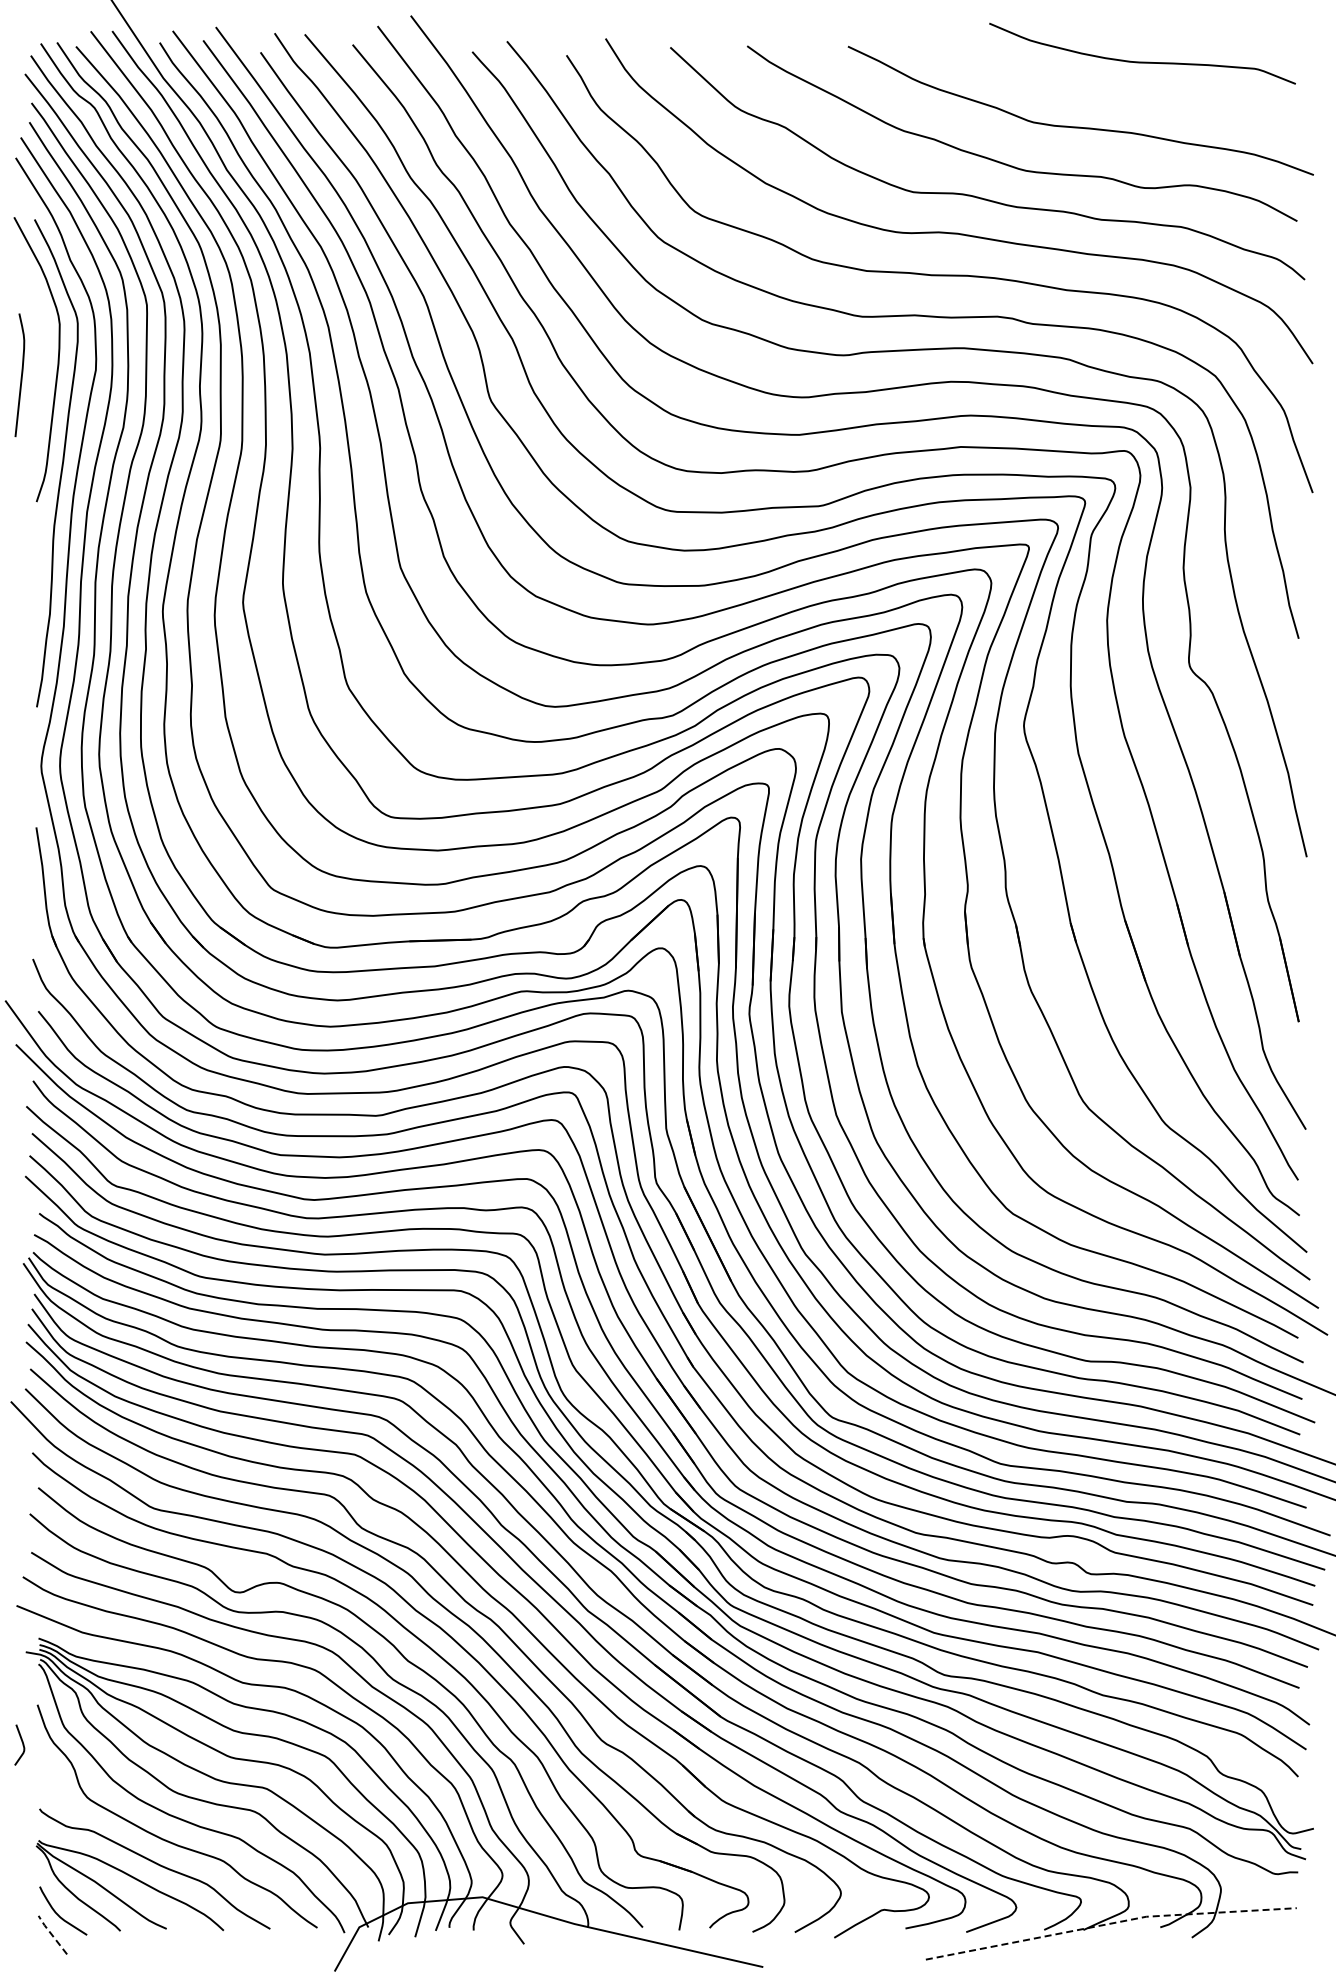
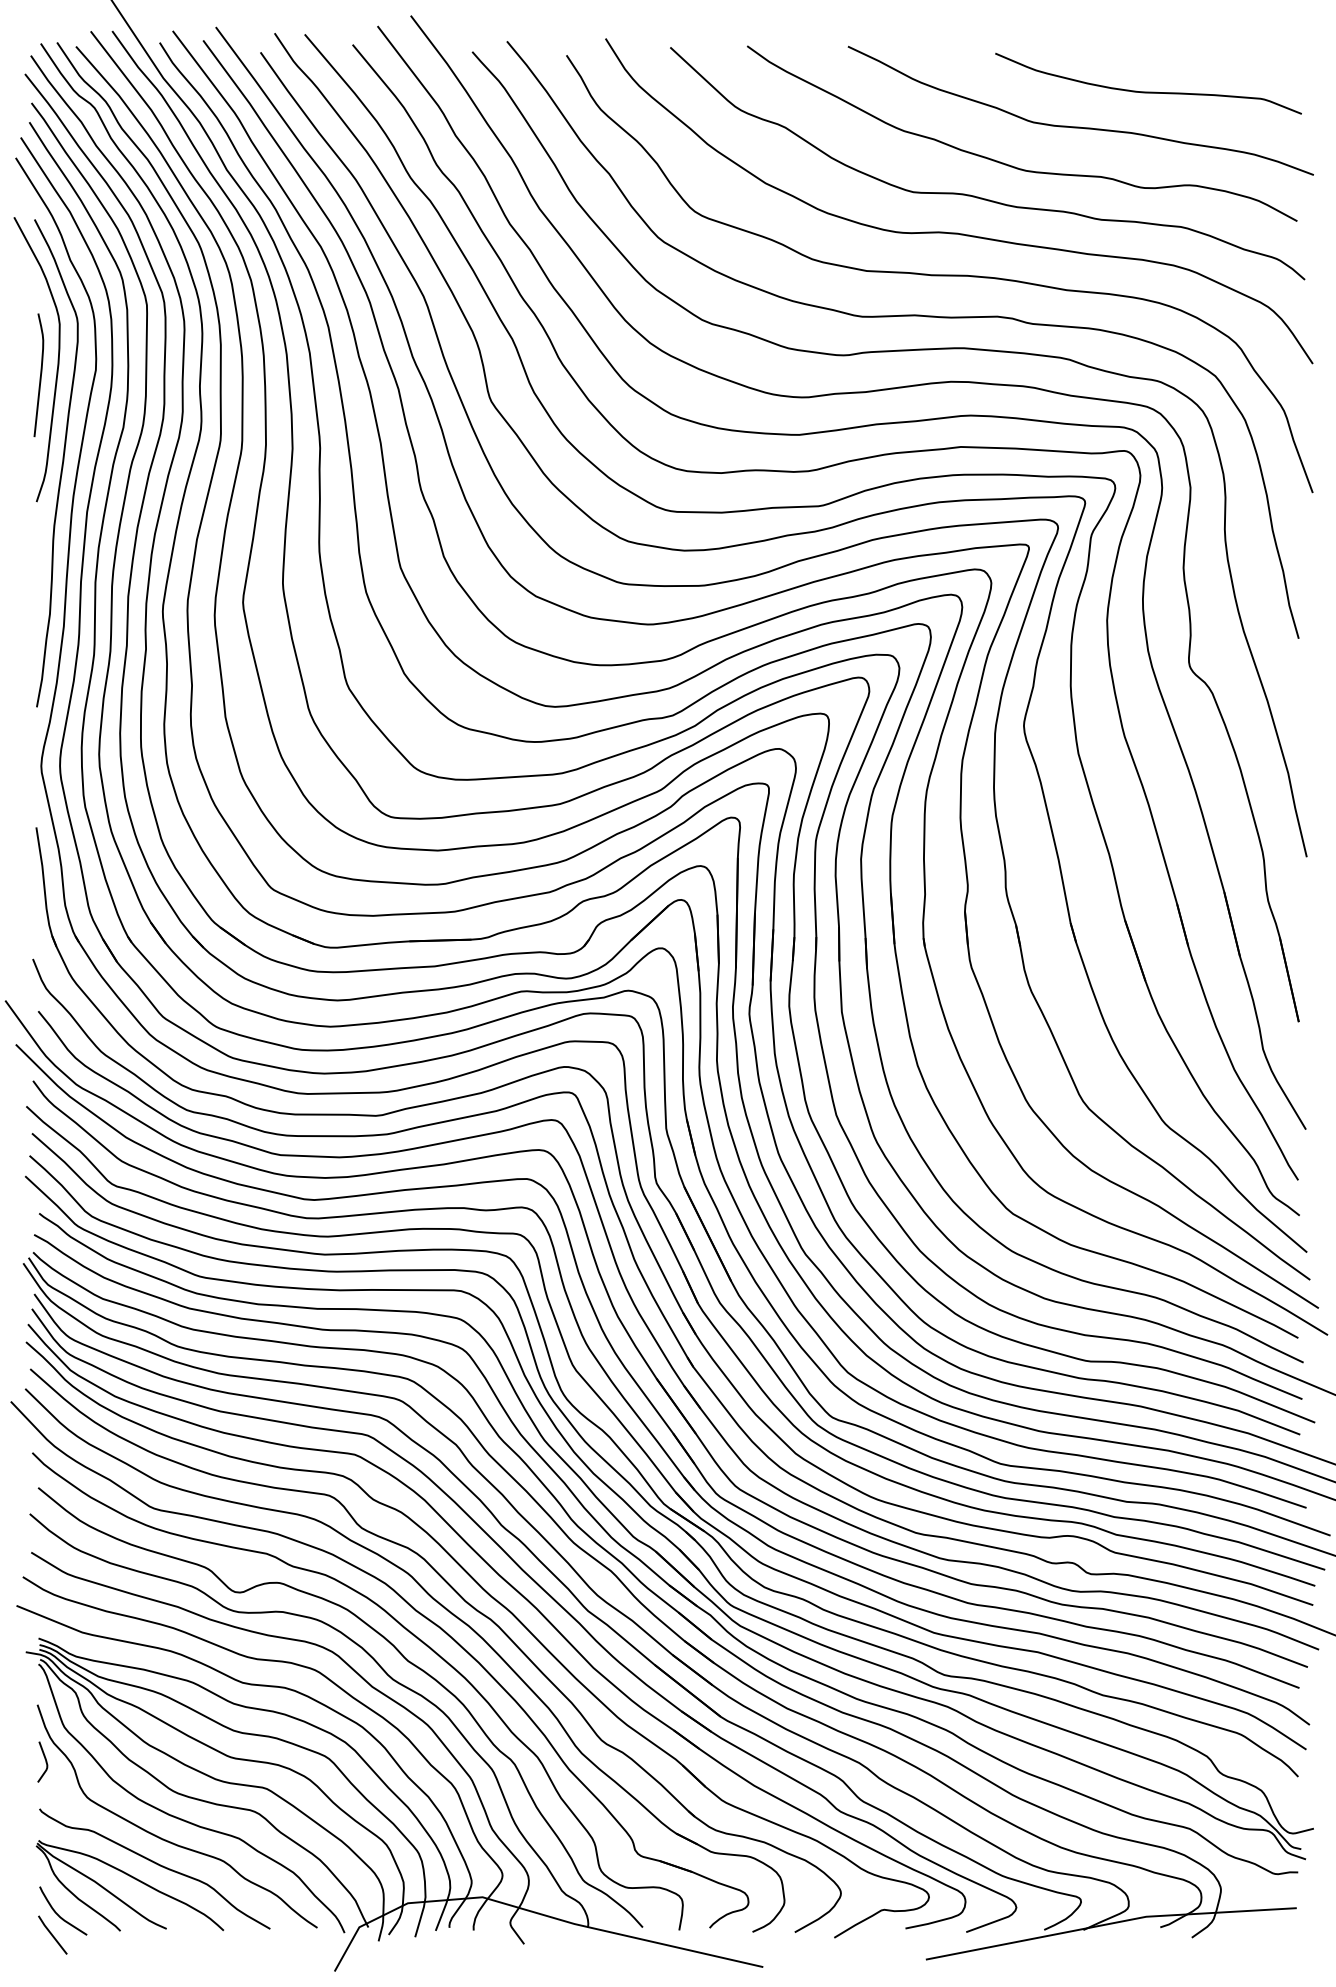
curve position: (1142, 61) -> (1148, 91) (1148, 91)
curve position: (21, 375) -> (40, 375) (40, 375)
curve position: (21, 1742) -> (44, 1759) (44, 1759)
line: dashed -> solid (1110, 1923)
line: dashed -> solid (51, 1934)
